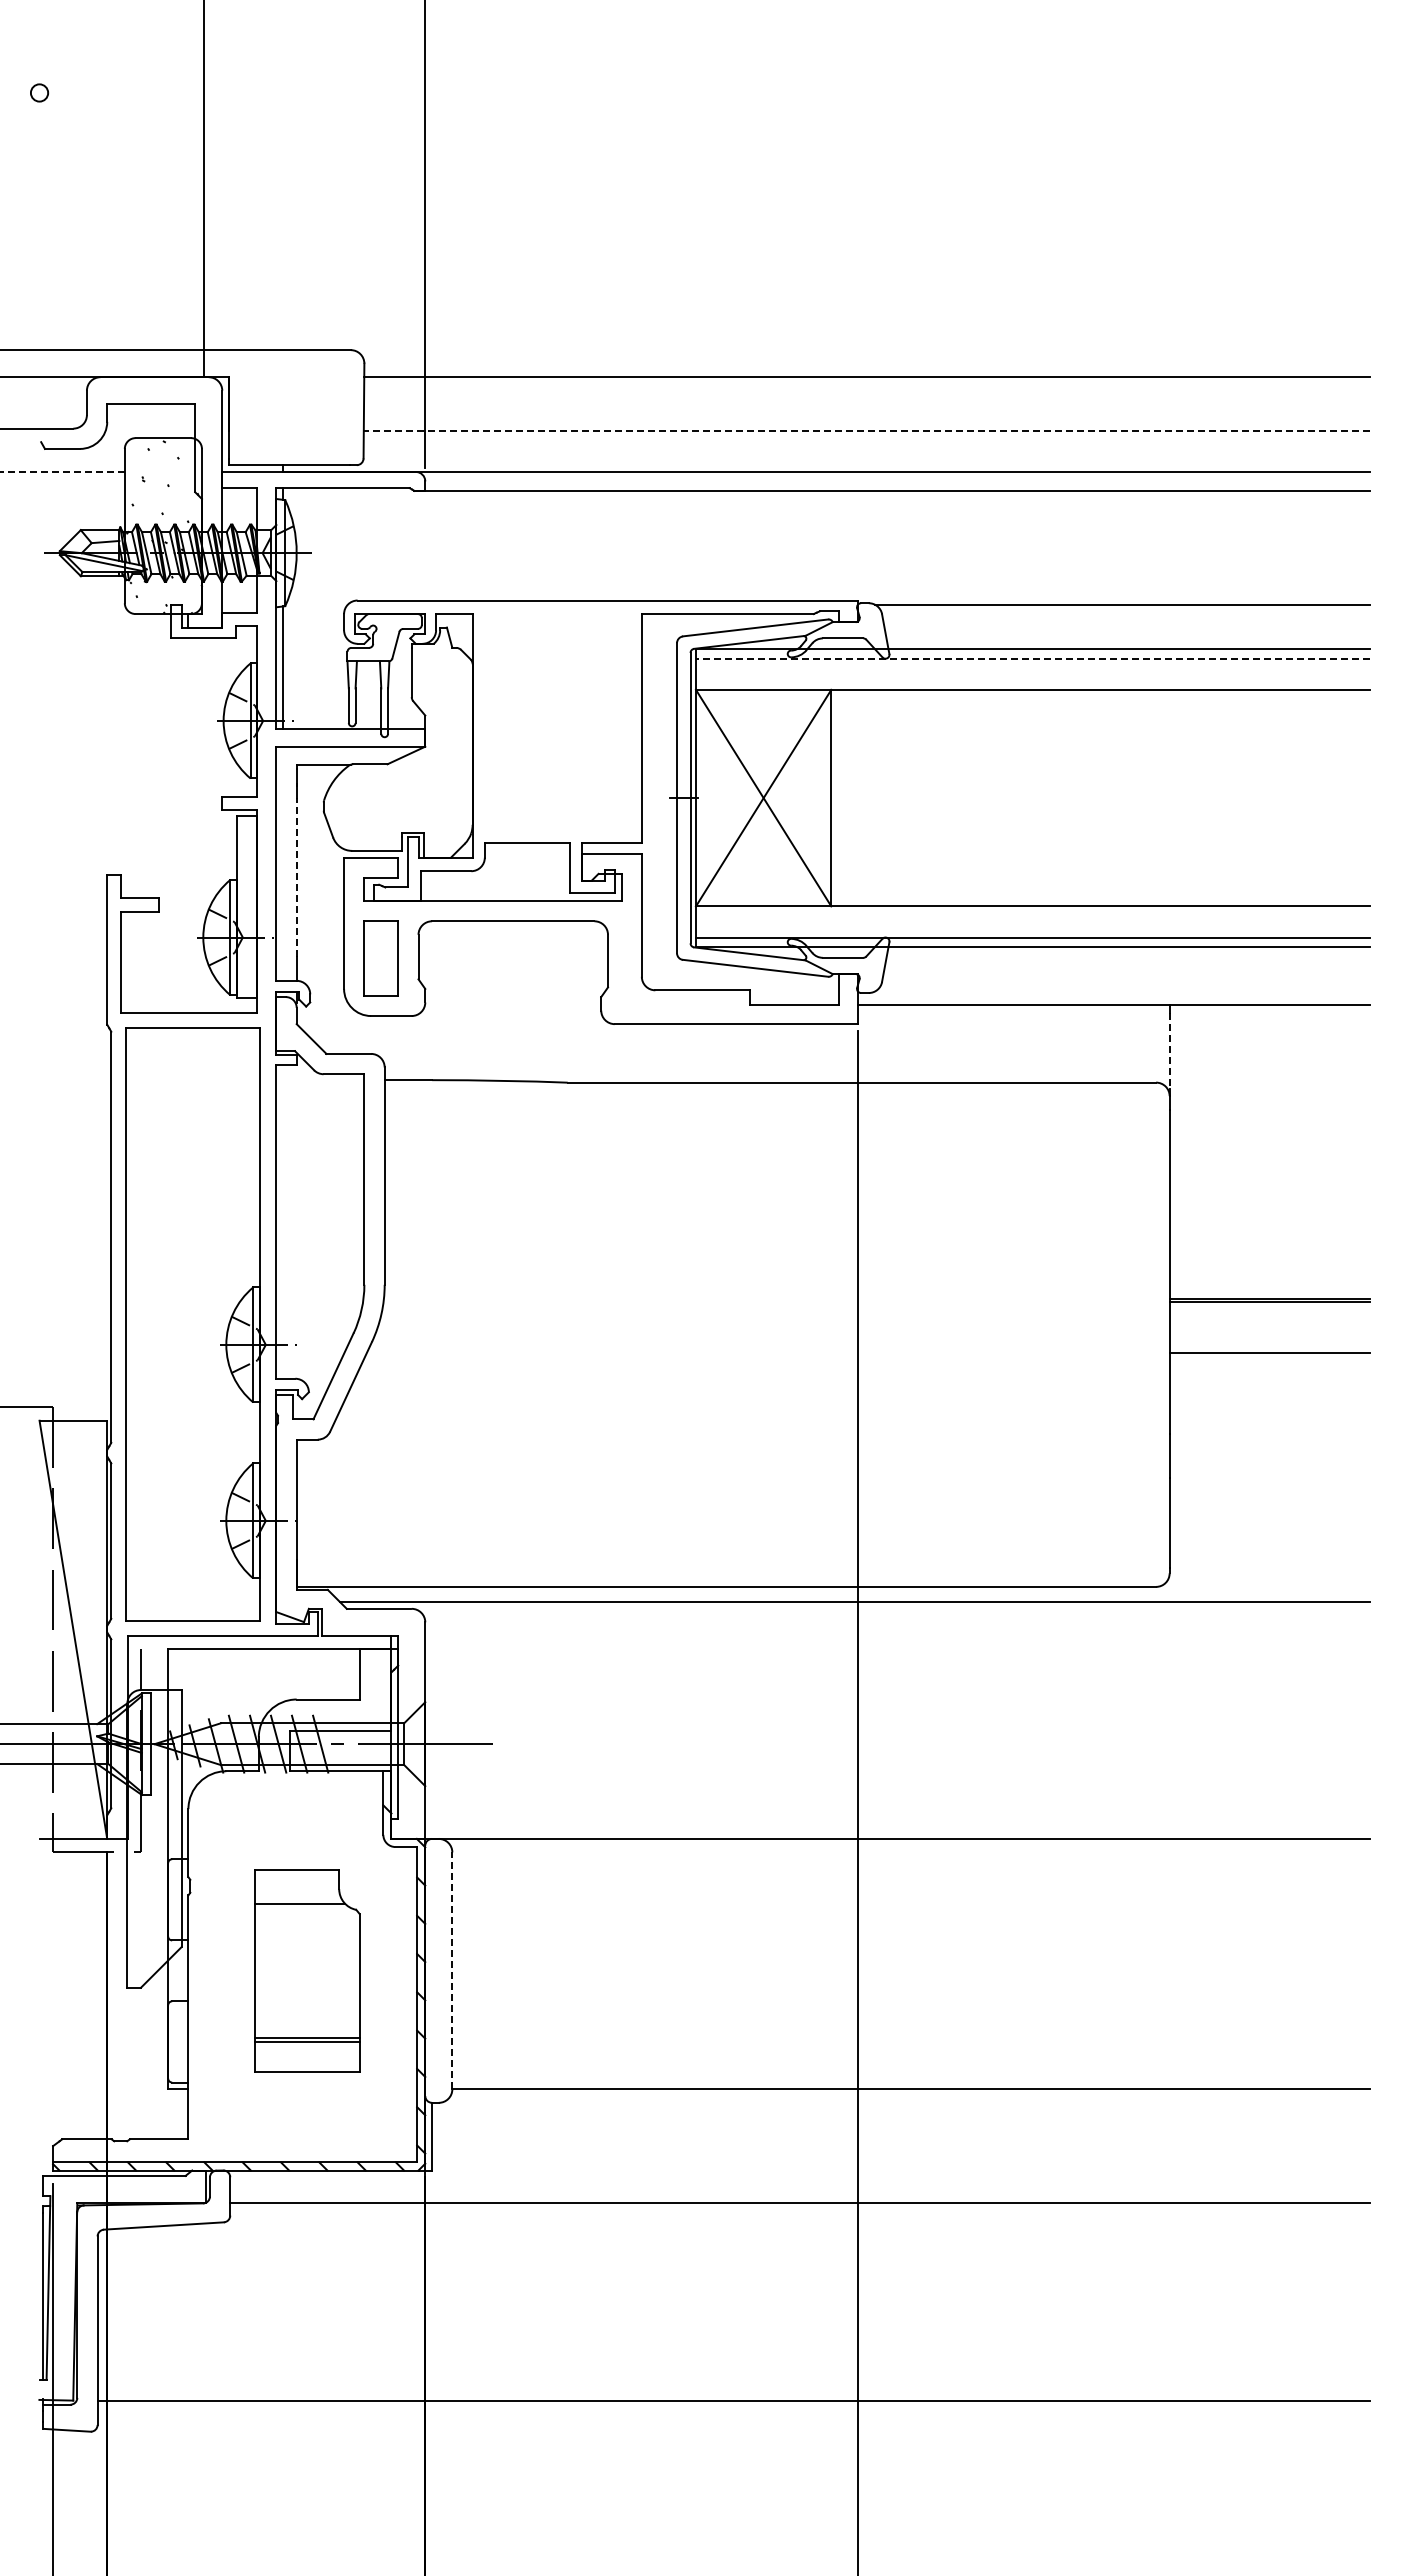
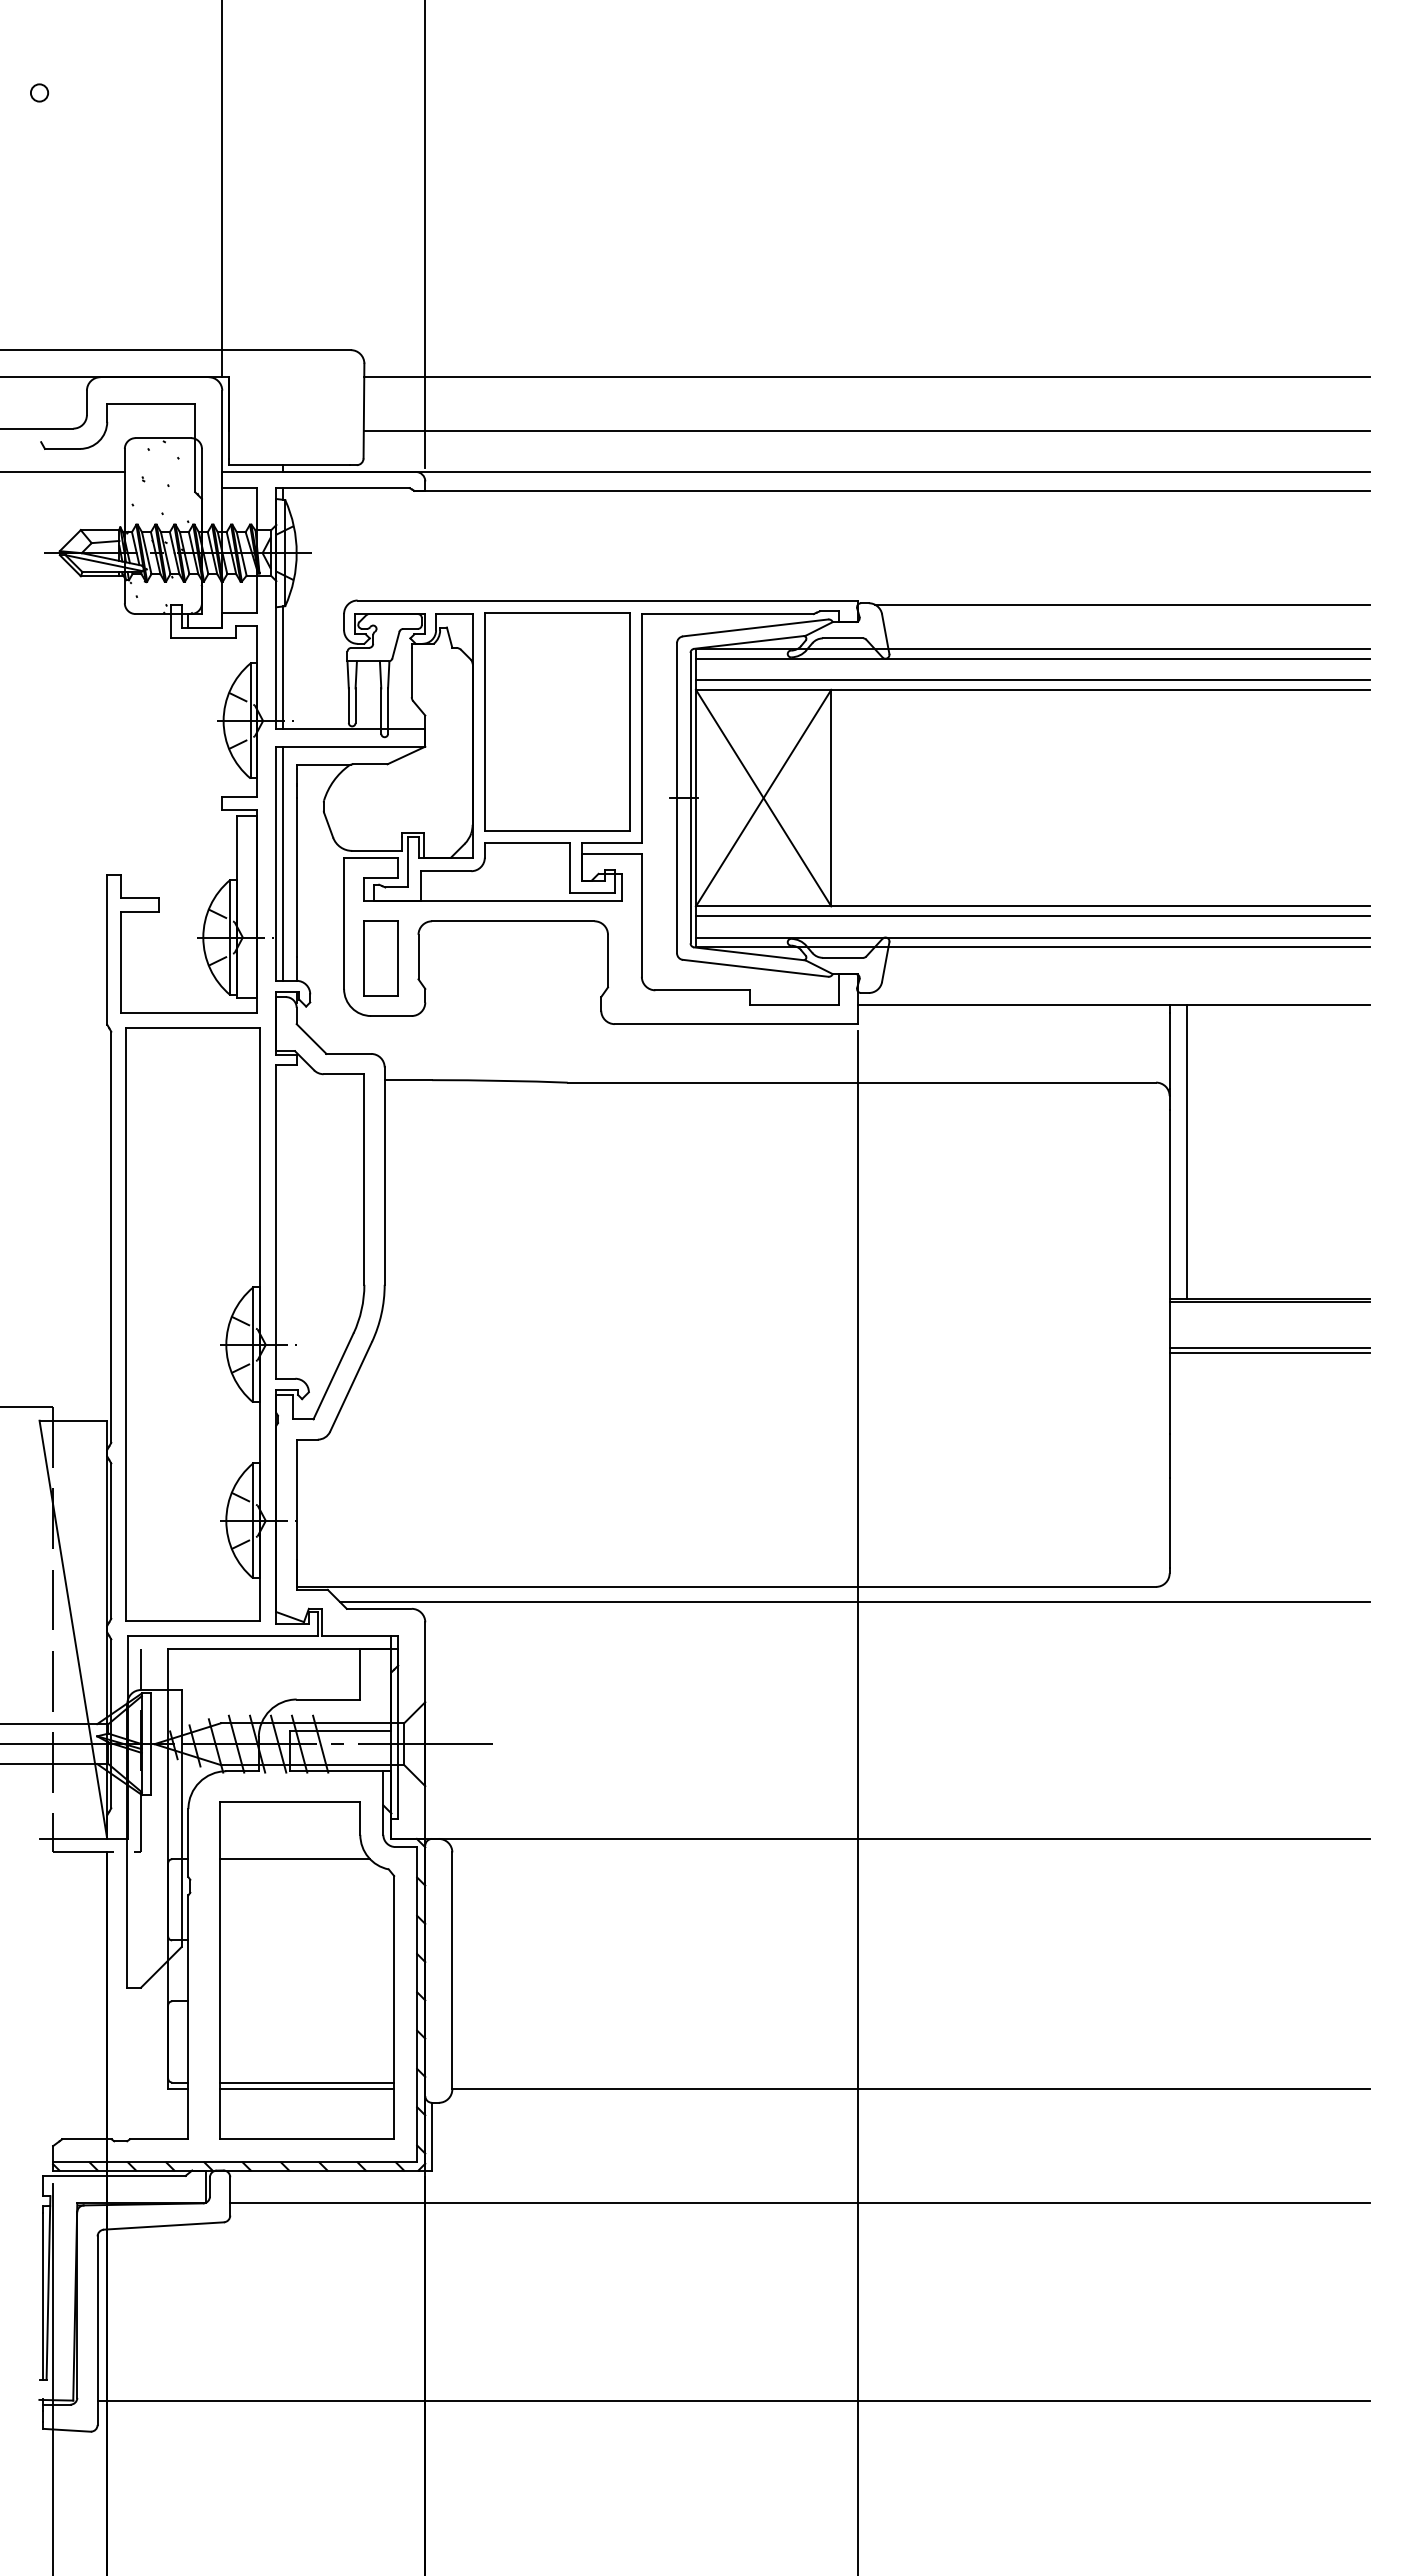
line position: (204, 189) -> (222, 189) (222, 189)
line: dashed -> solid (866, 431)
line: dashed -> solid (62, 471)
line: dashed -> solid (1032, 658)
line: none -> present (1032, 680)
part: none -> present (557, 721)
line: none -> present (283, 863)
line: dashed -> solid (296, 877)
line: none -> present (1032, 915)
line: dashed -> solid (1169, 1051)
line: none -> present (1186, 1151)
line: none -> present (1269, 1347)
part size: 107x204 px -> 177x339 px (307, 1970)
line: dashed -> solid (452, 1970)
